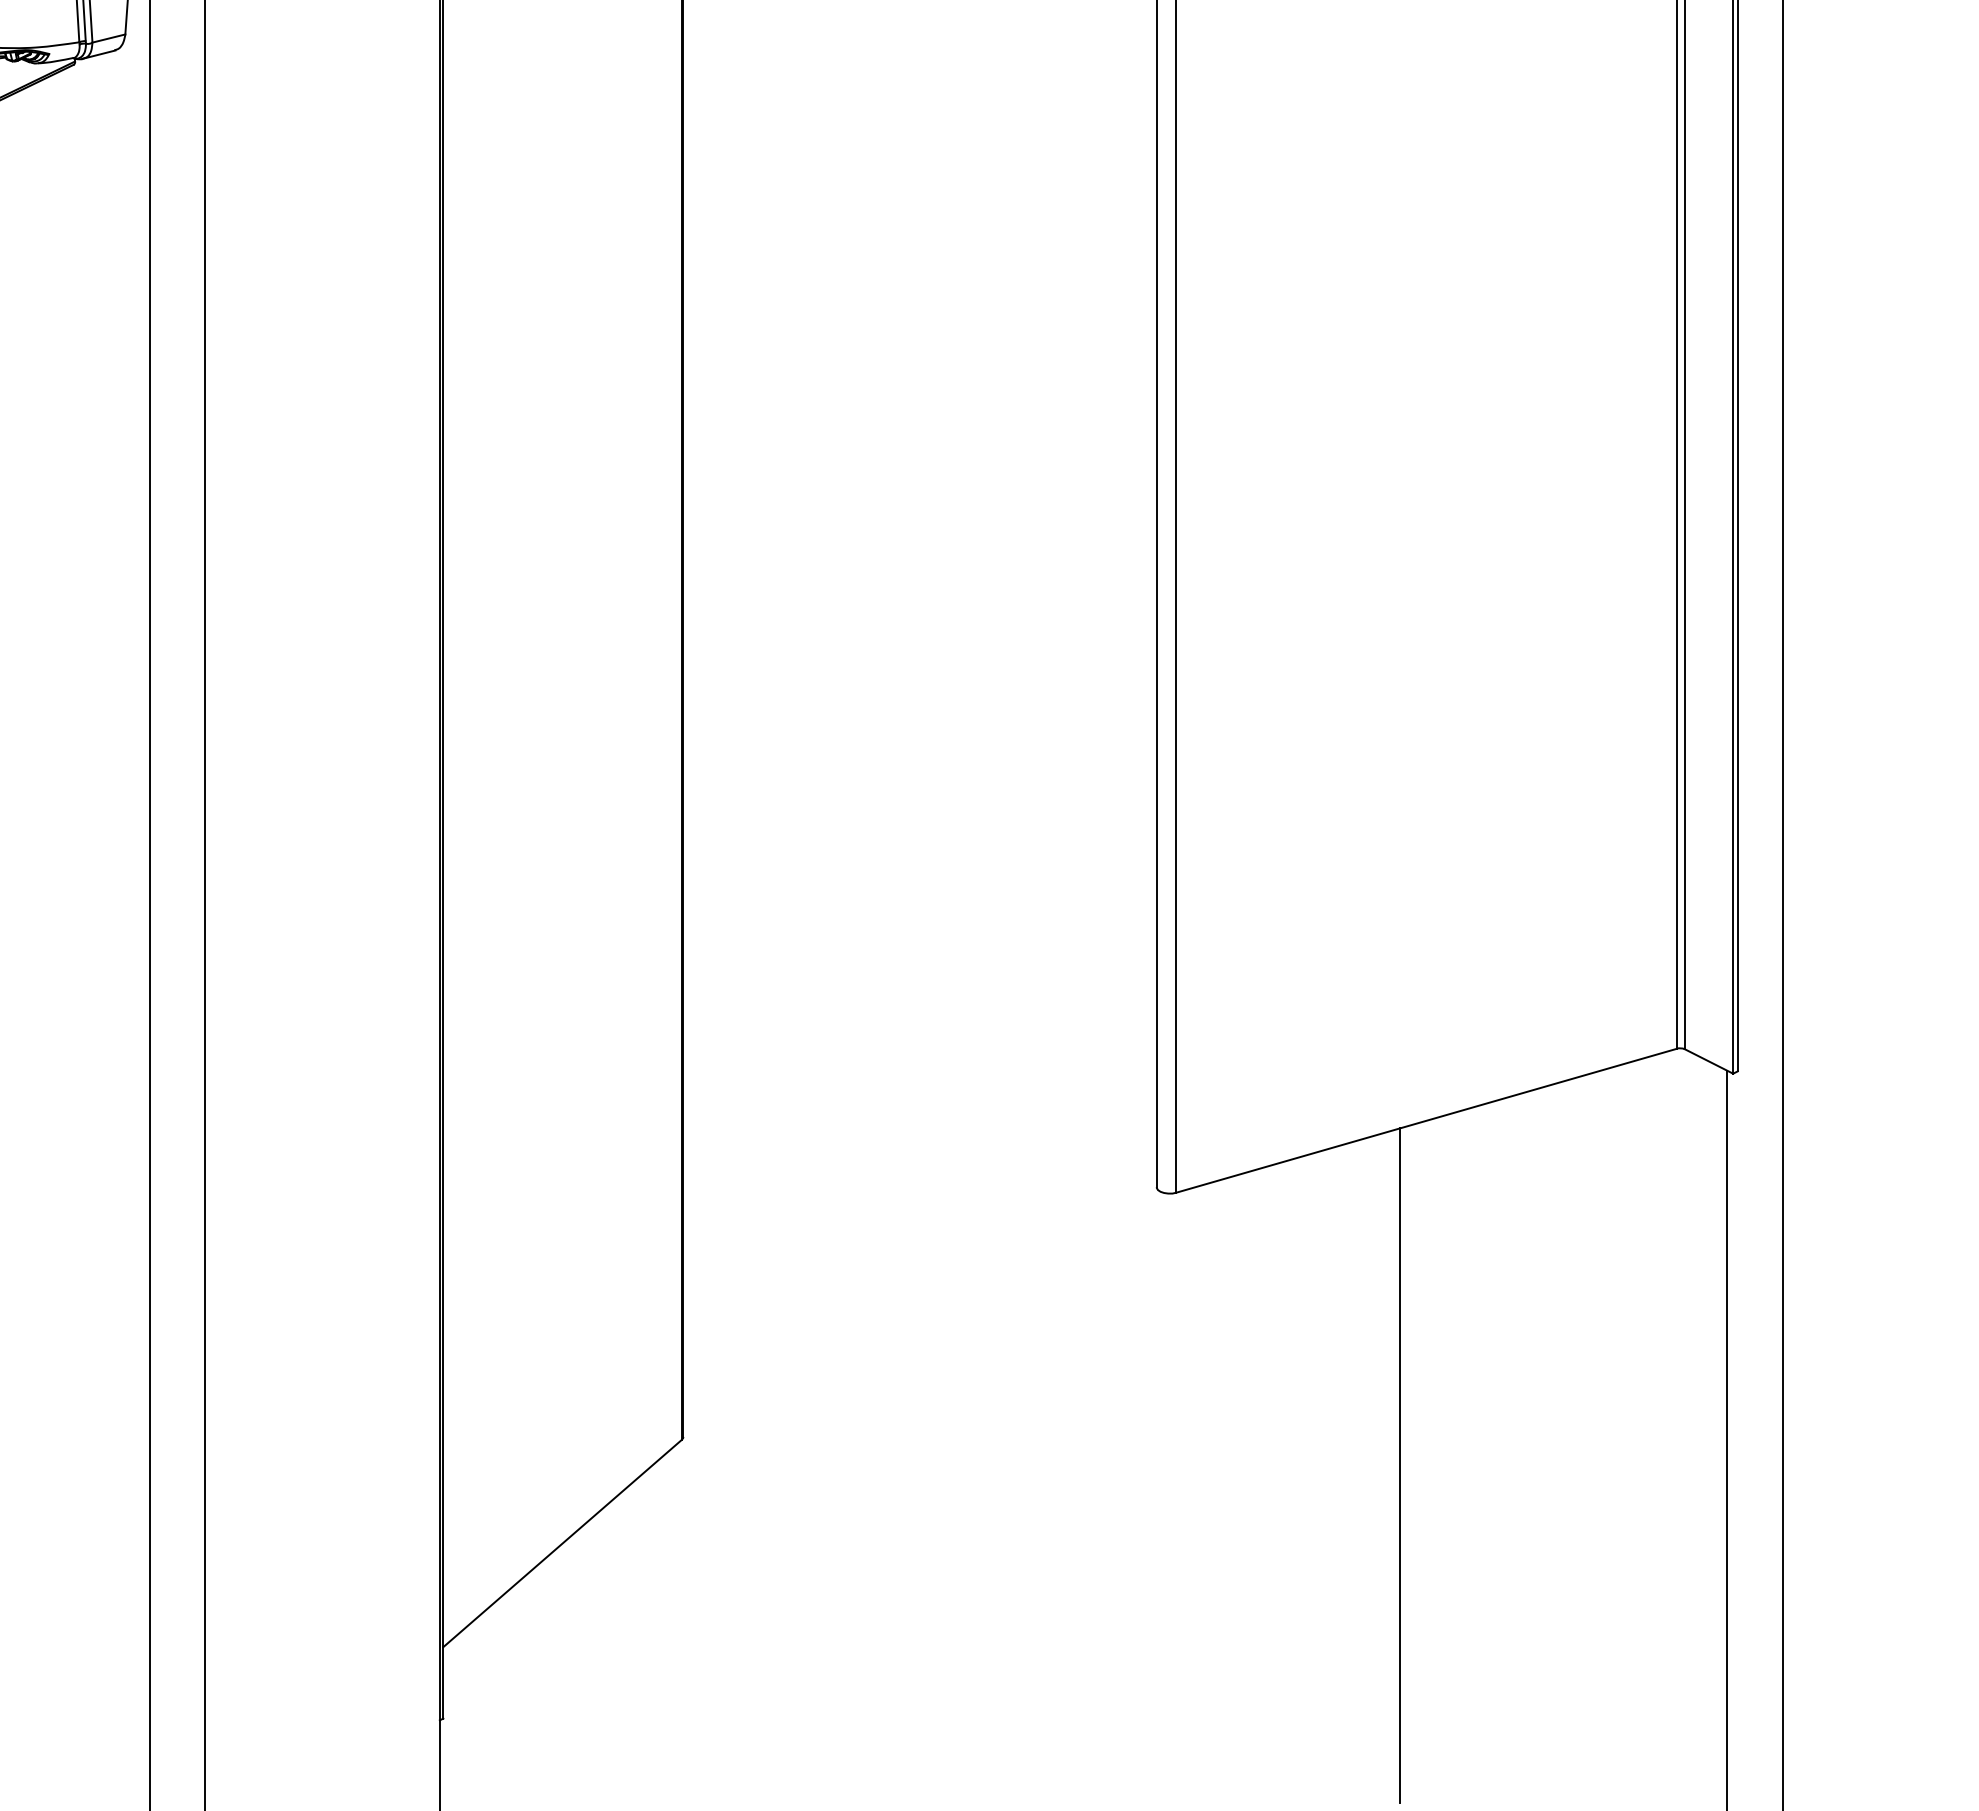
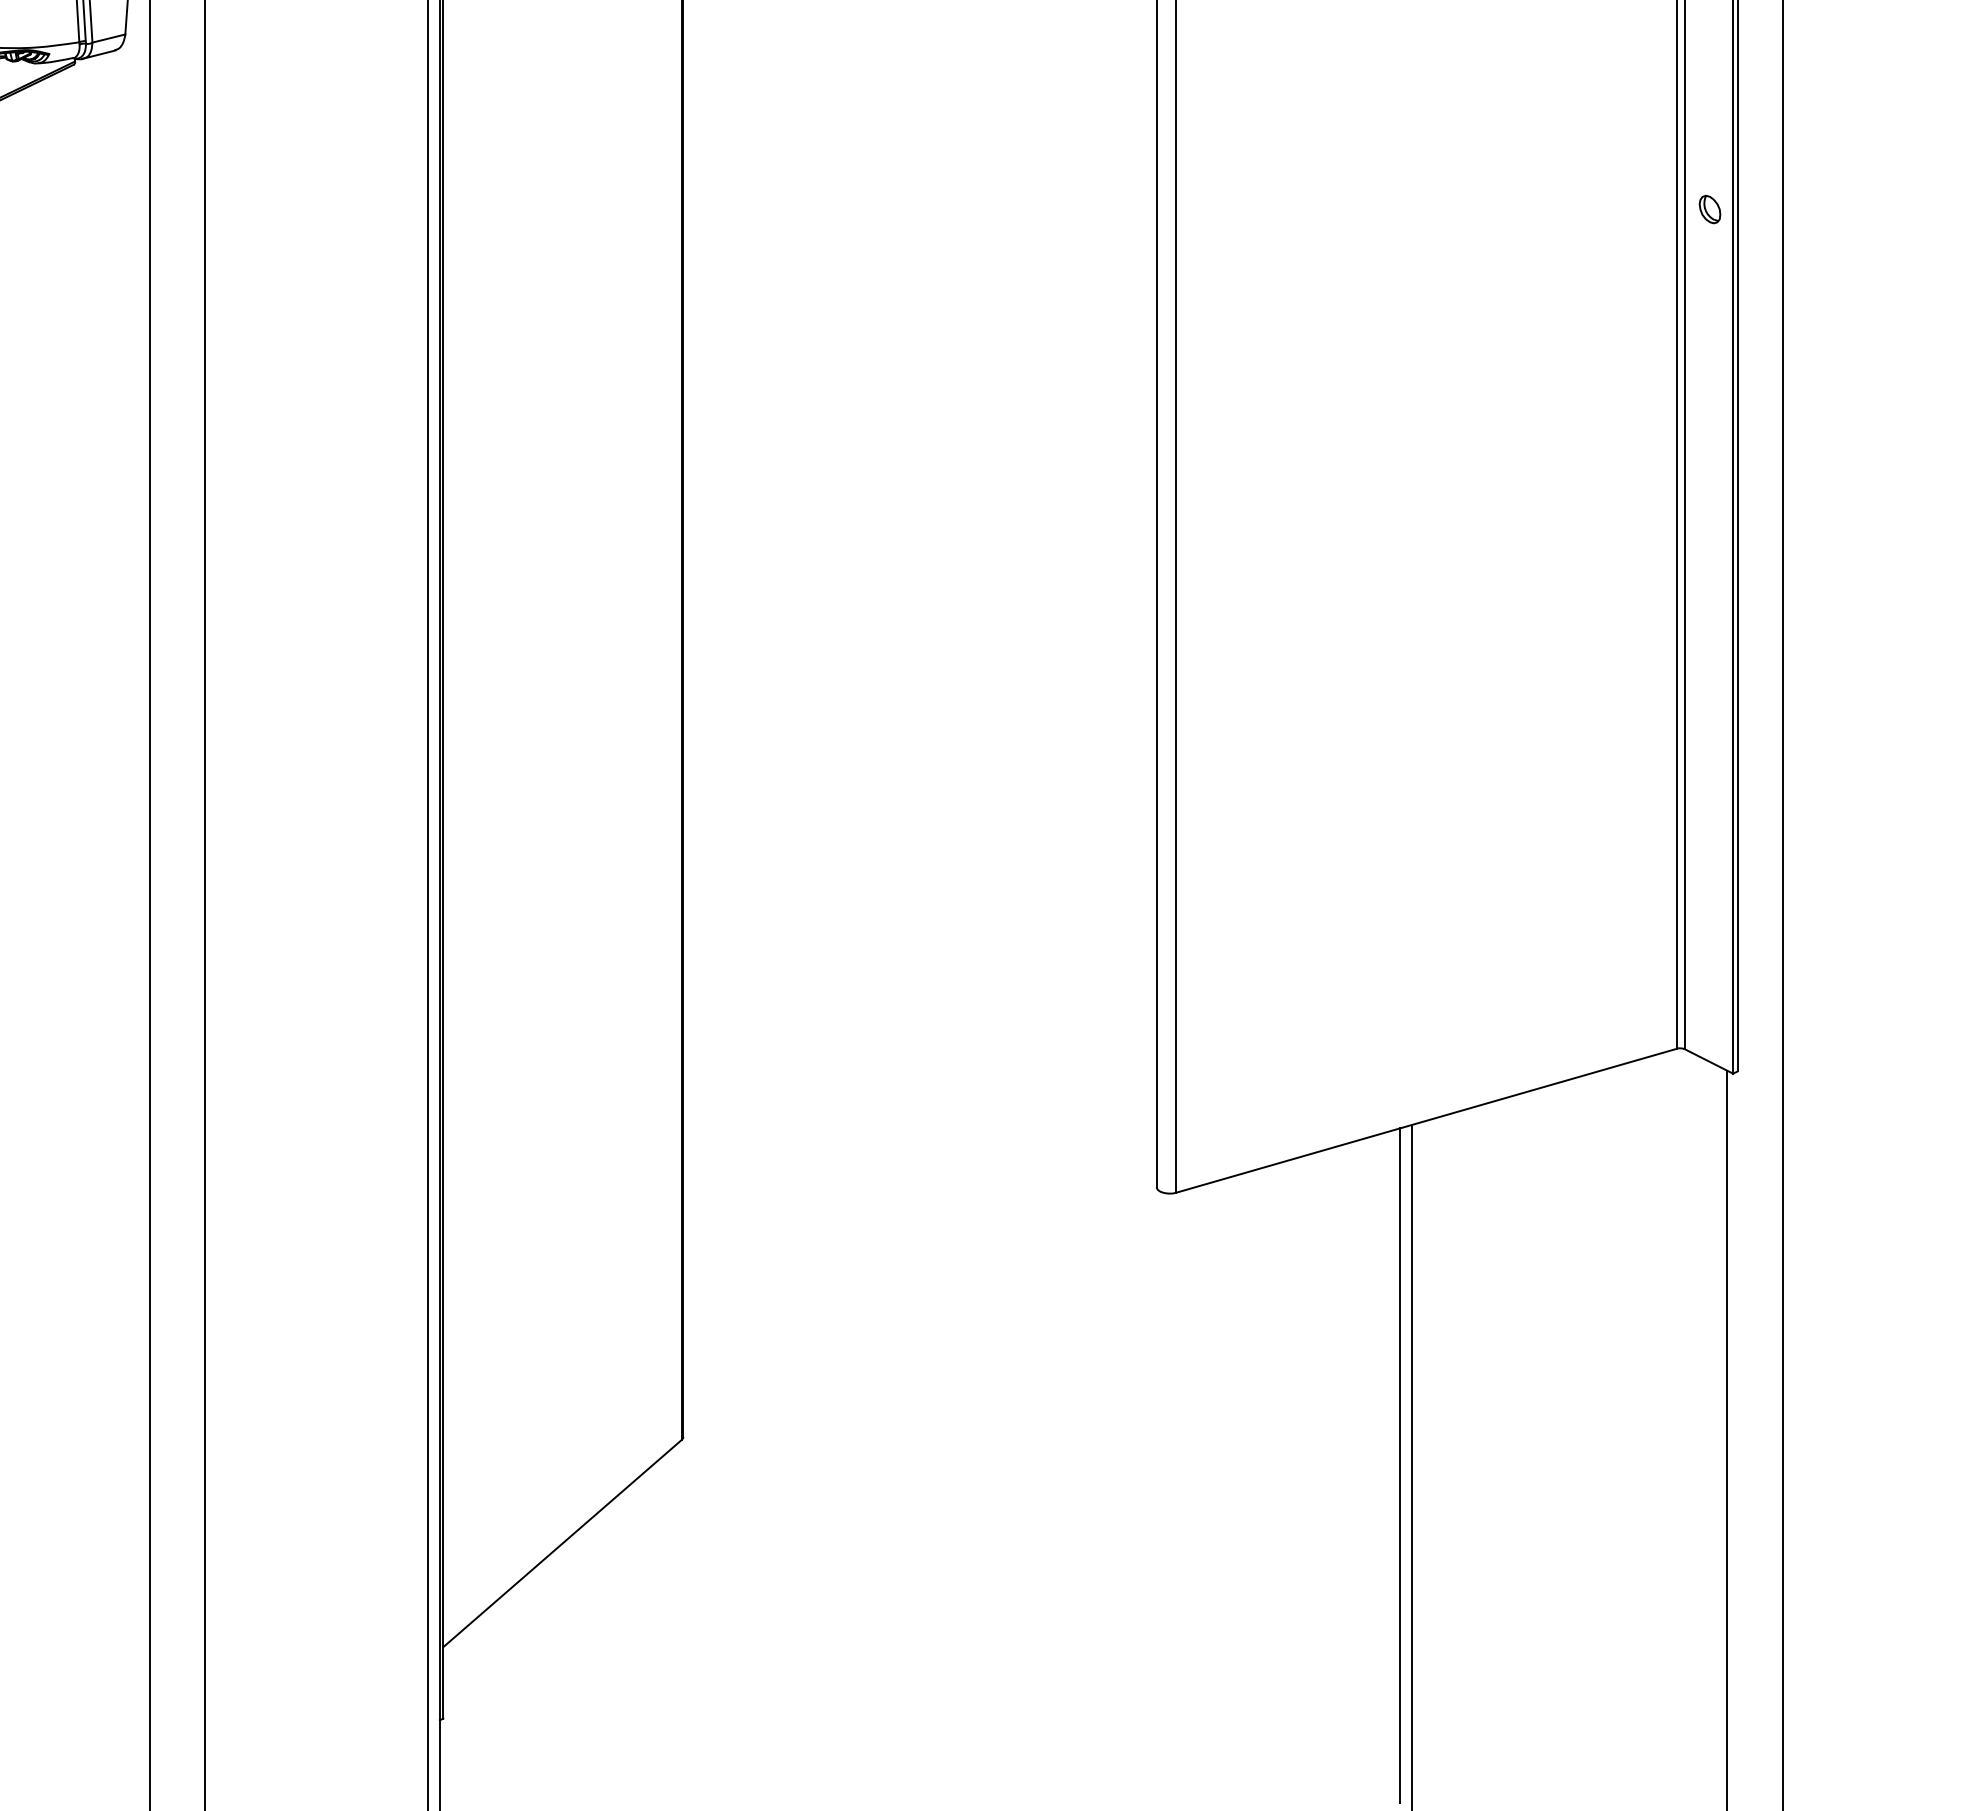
part: none -> present (1709, 209)
line: none -> present (428, 904)
line: none -> present (1412, 1466)
